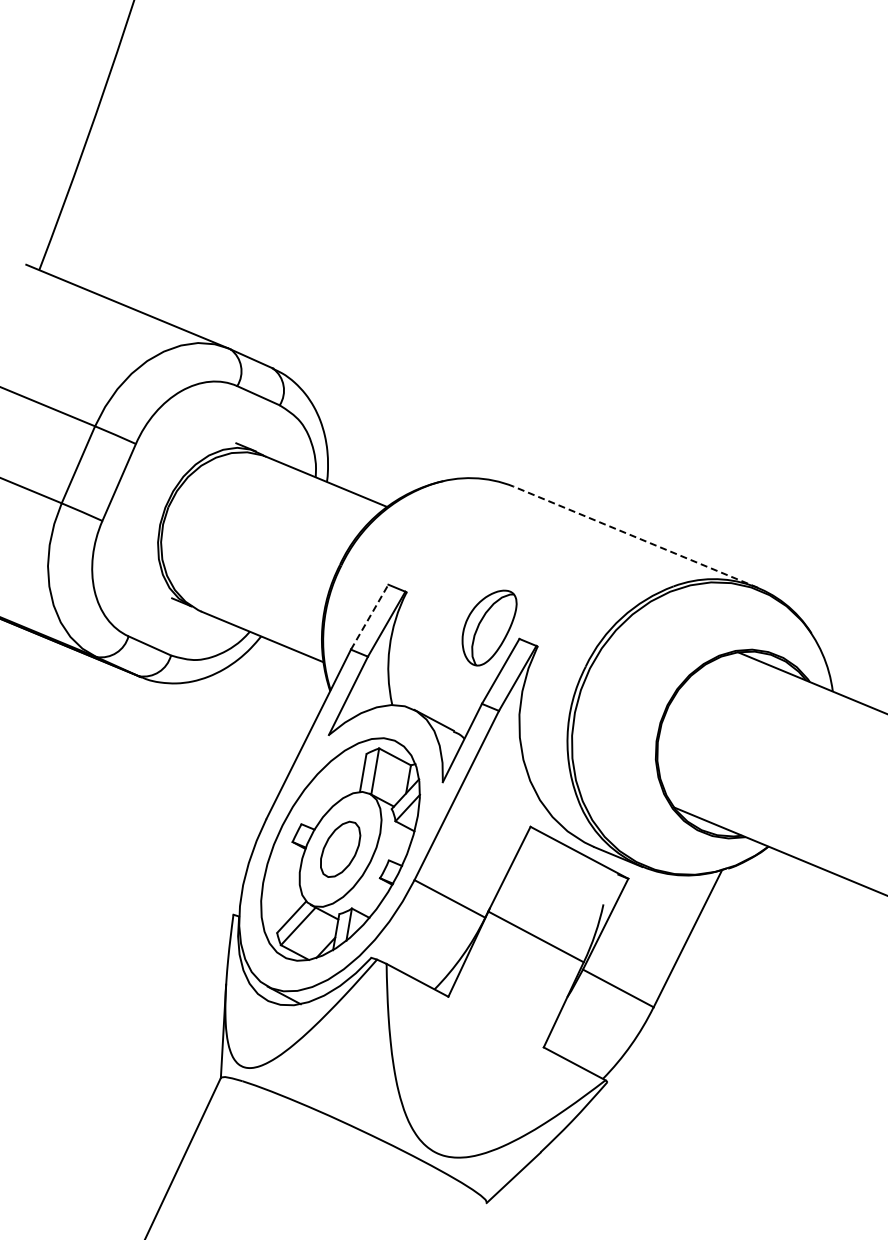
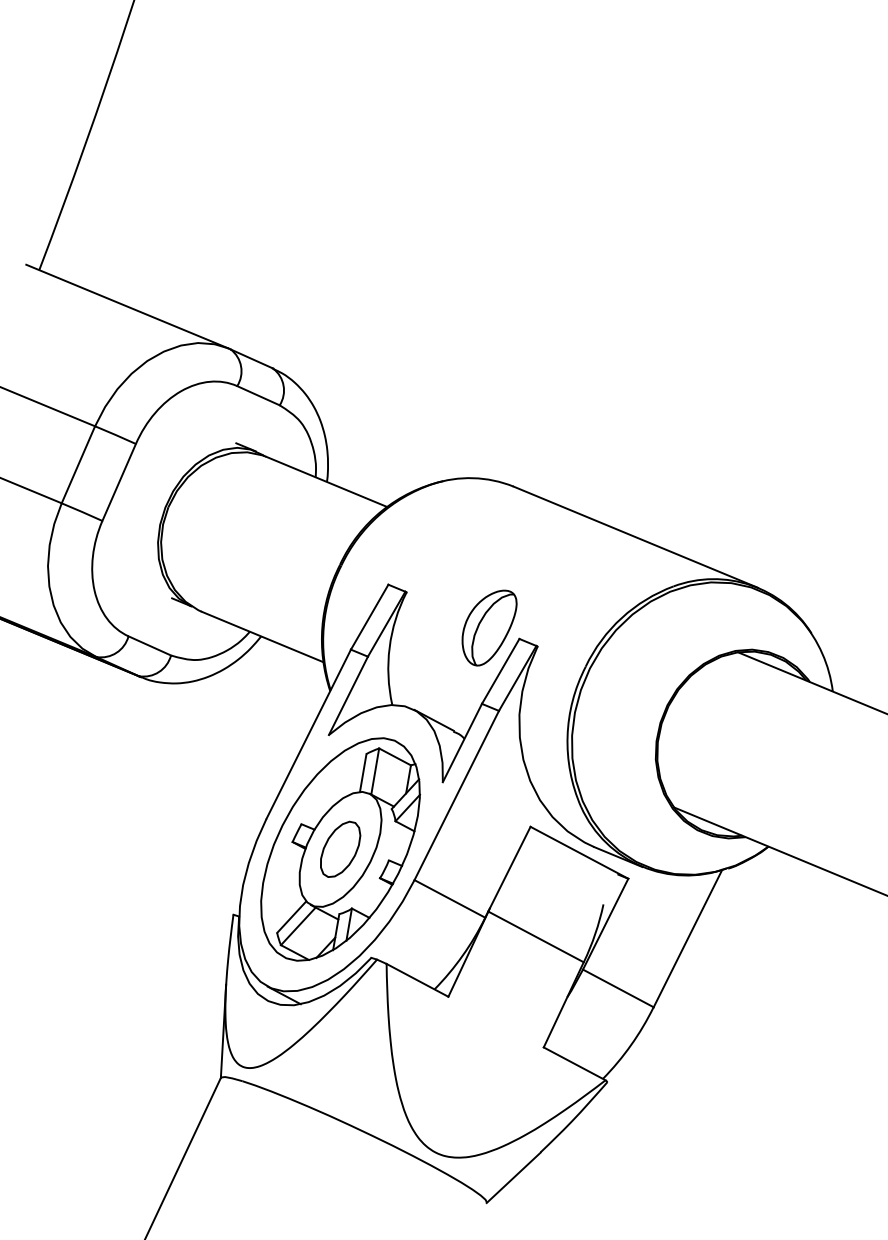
line: dashed -> solid (635, 537)
line: dashed -> solid (369, 616)
